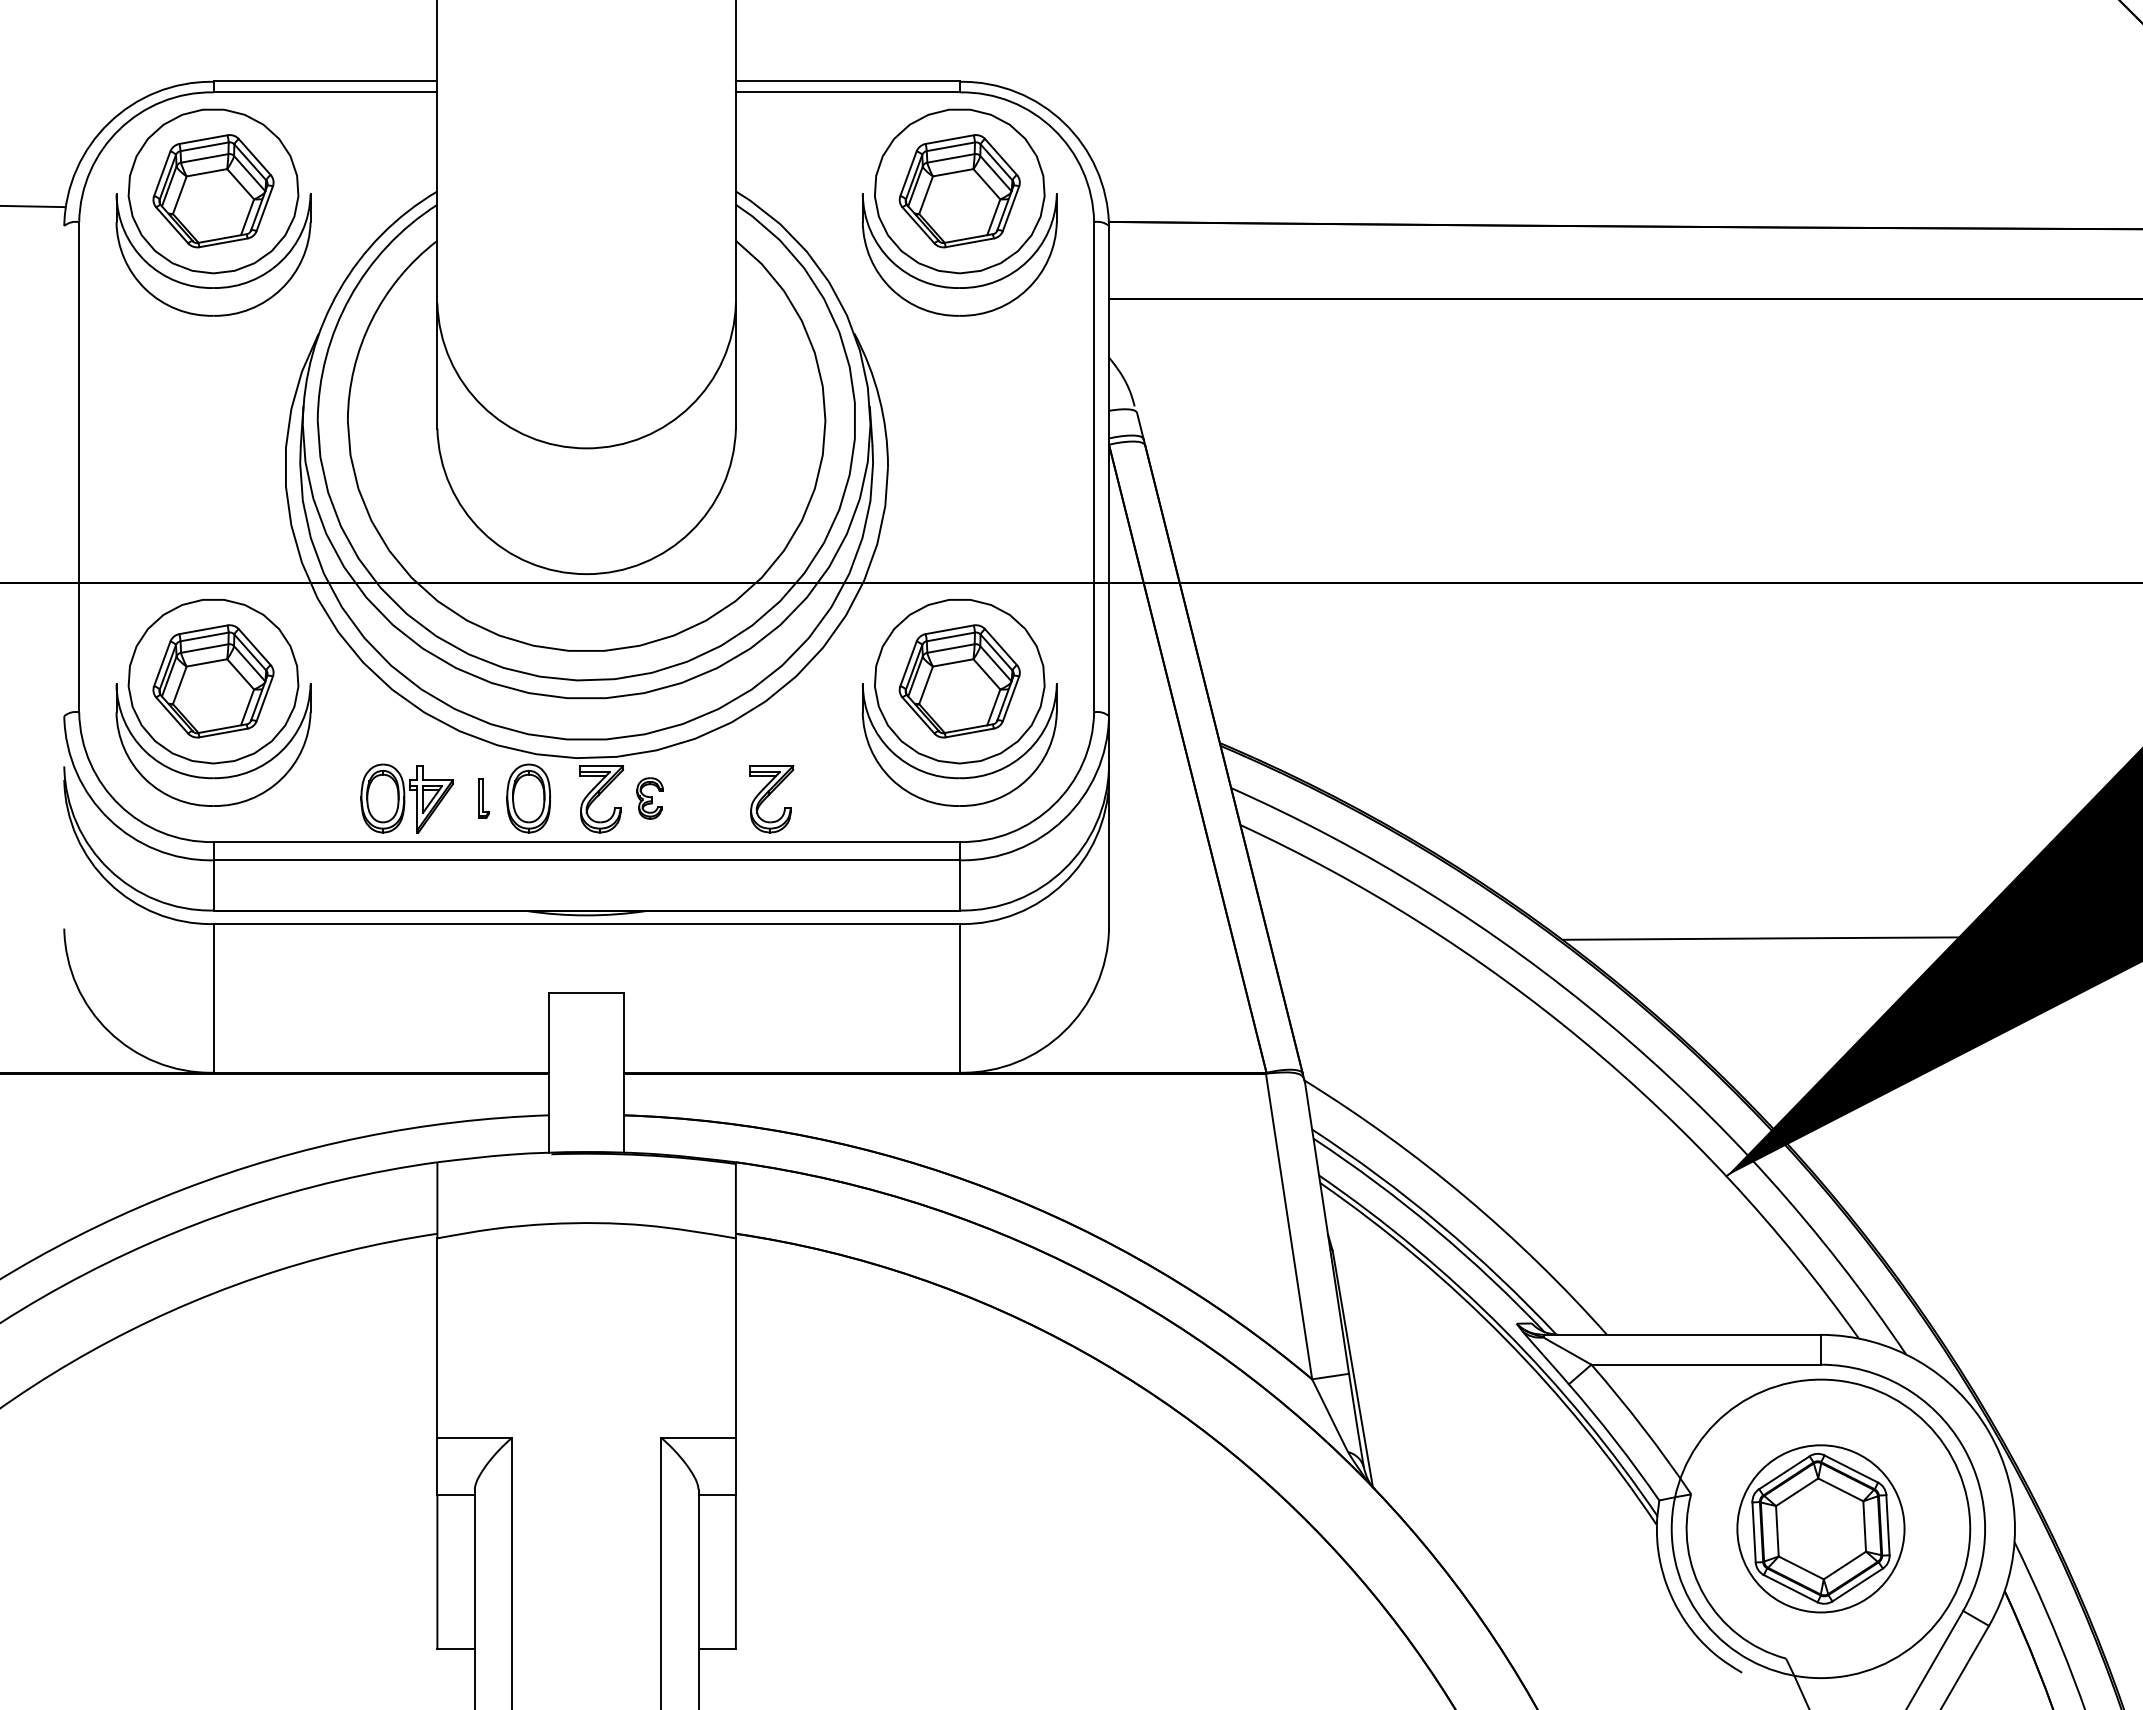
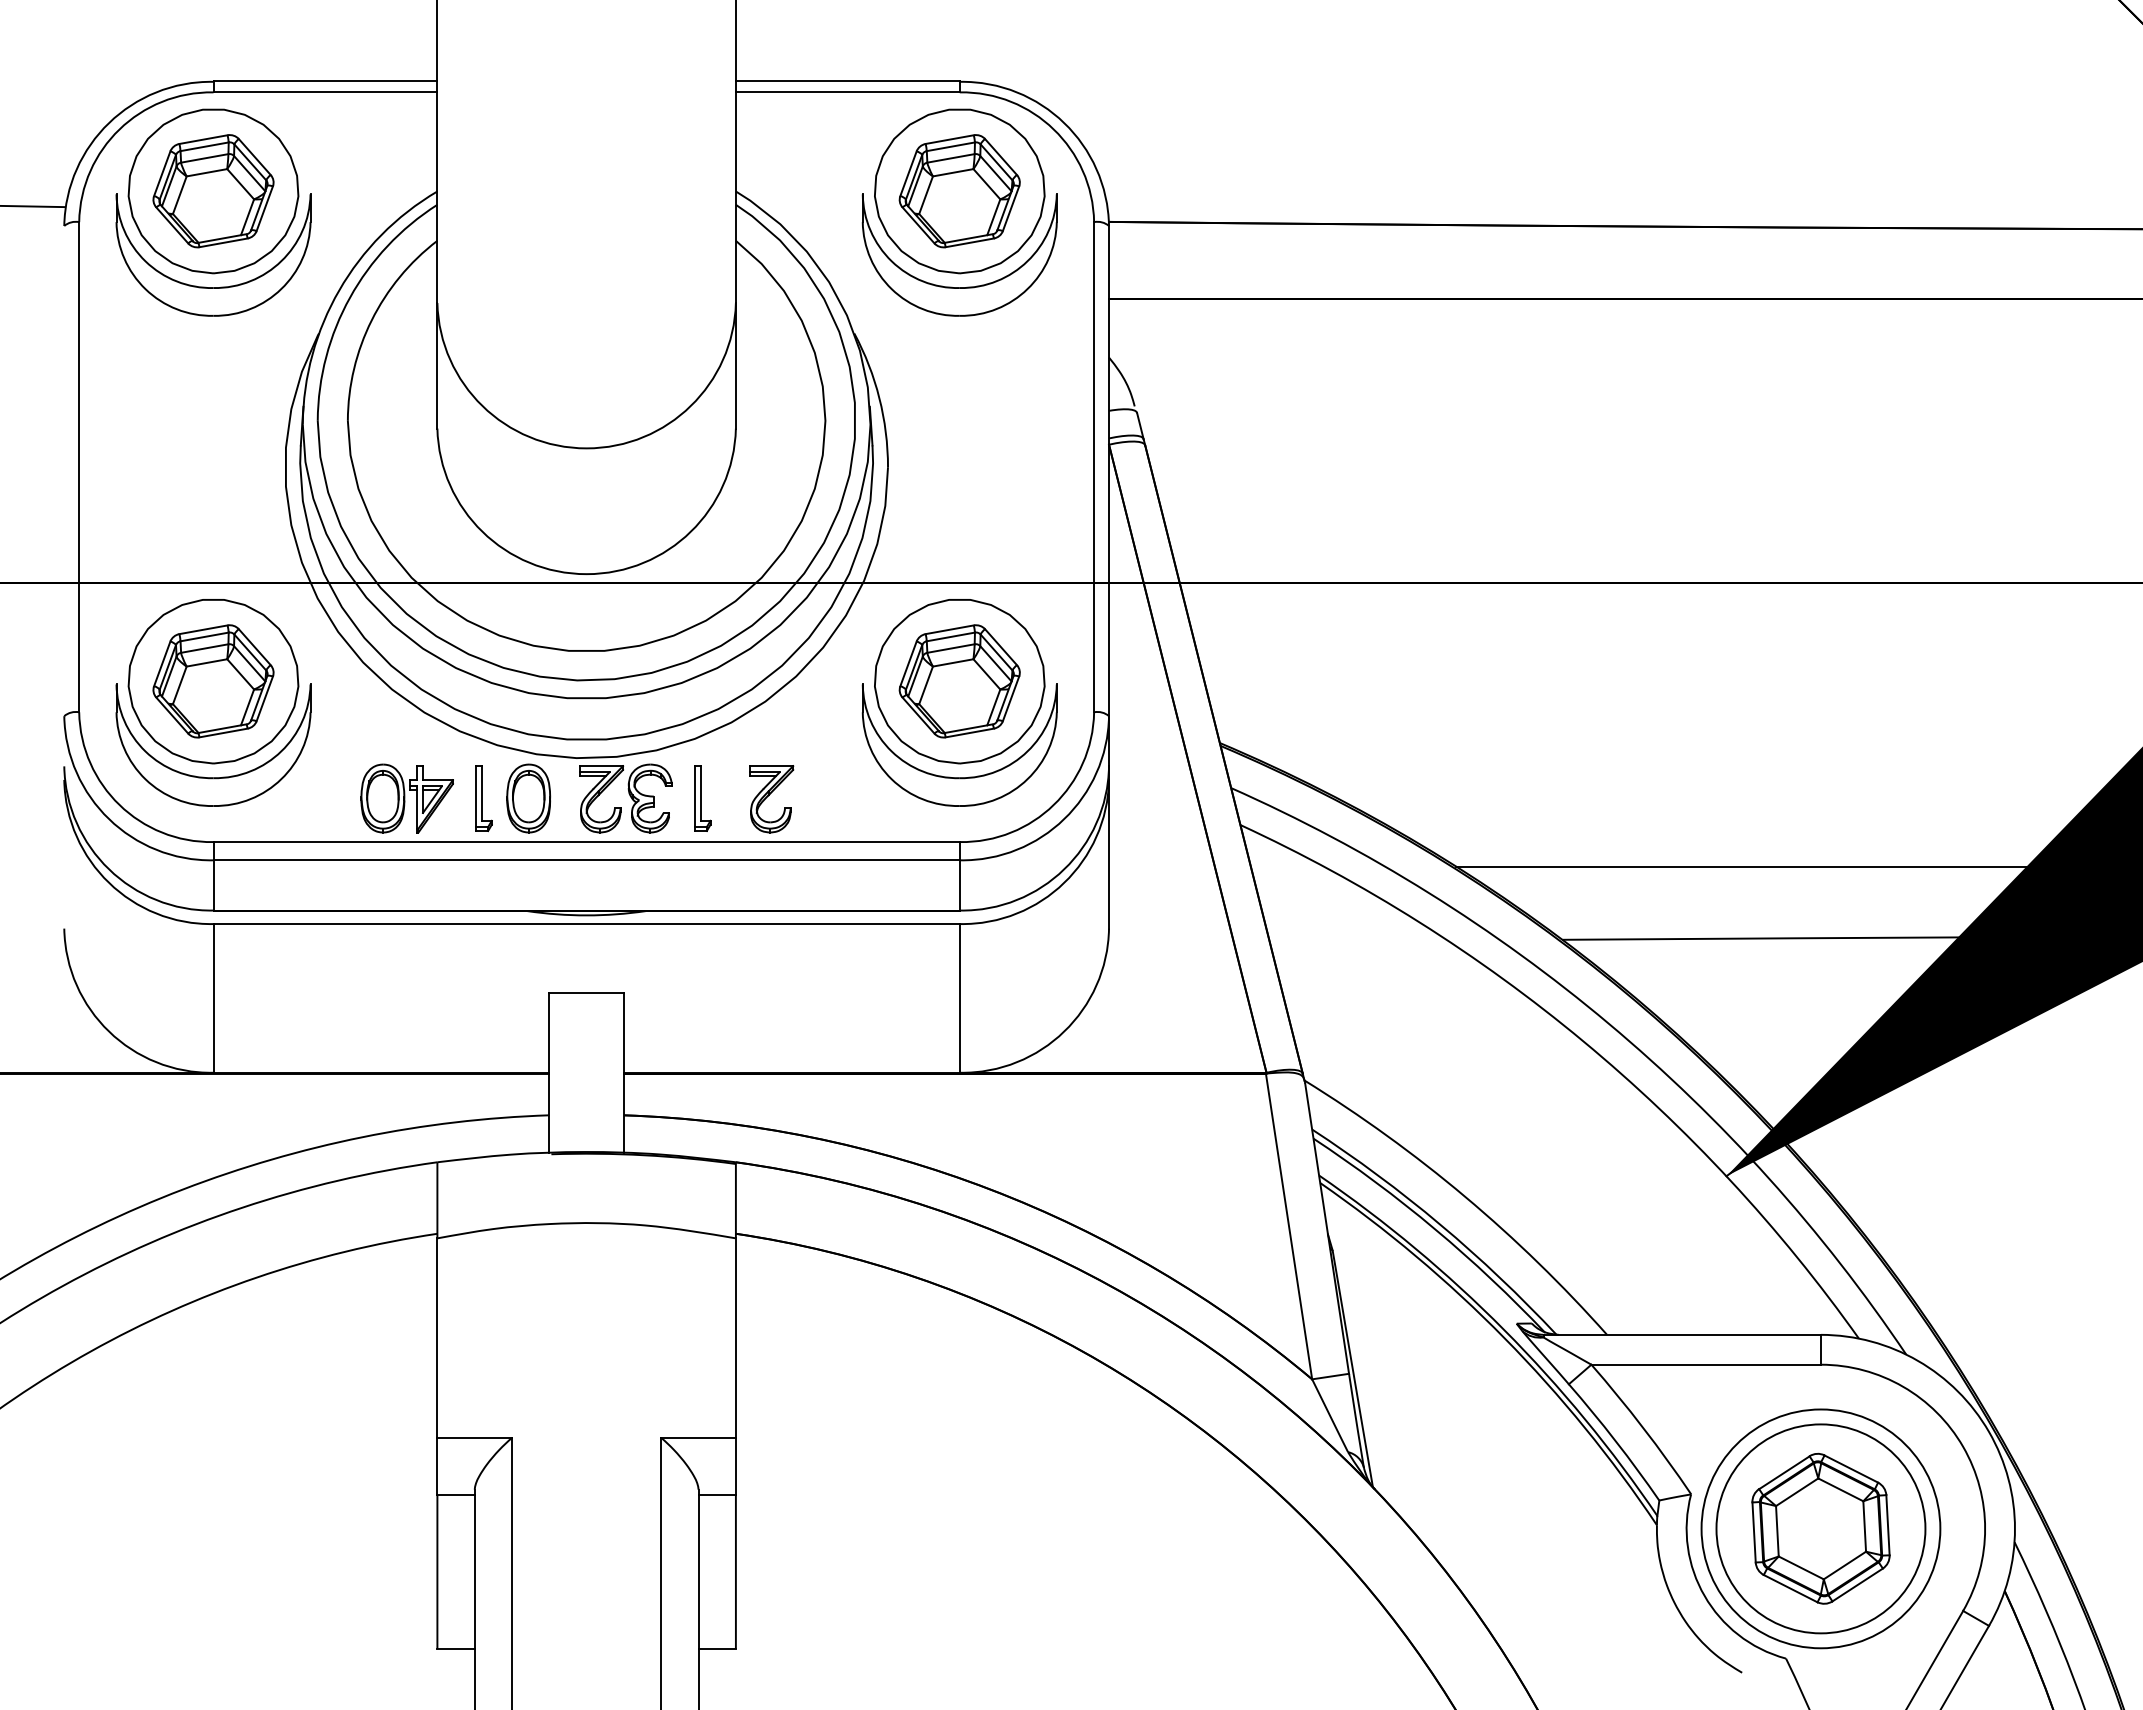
part size: 12x41 px -> 18x67 px (483, 798)
part size: 28x43 px -> 46x71 px (649, 798)
part: none -> present (702, 798)
line: none -> present (1797, 866)
circle diameter: 167 px -> 209 px (1820, 1528)
circle diameter: 298 px -> 239 px (1820, 1528)
